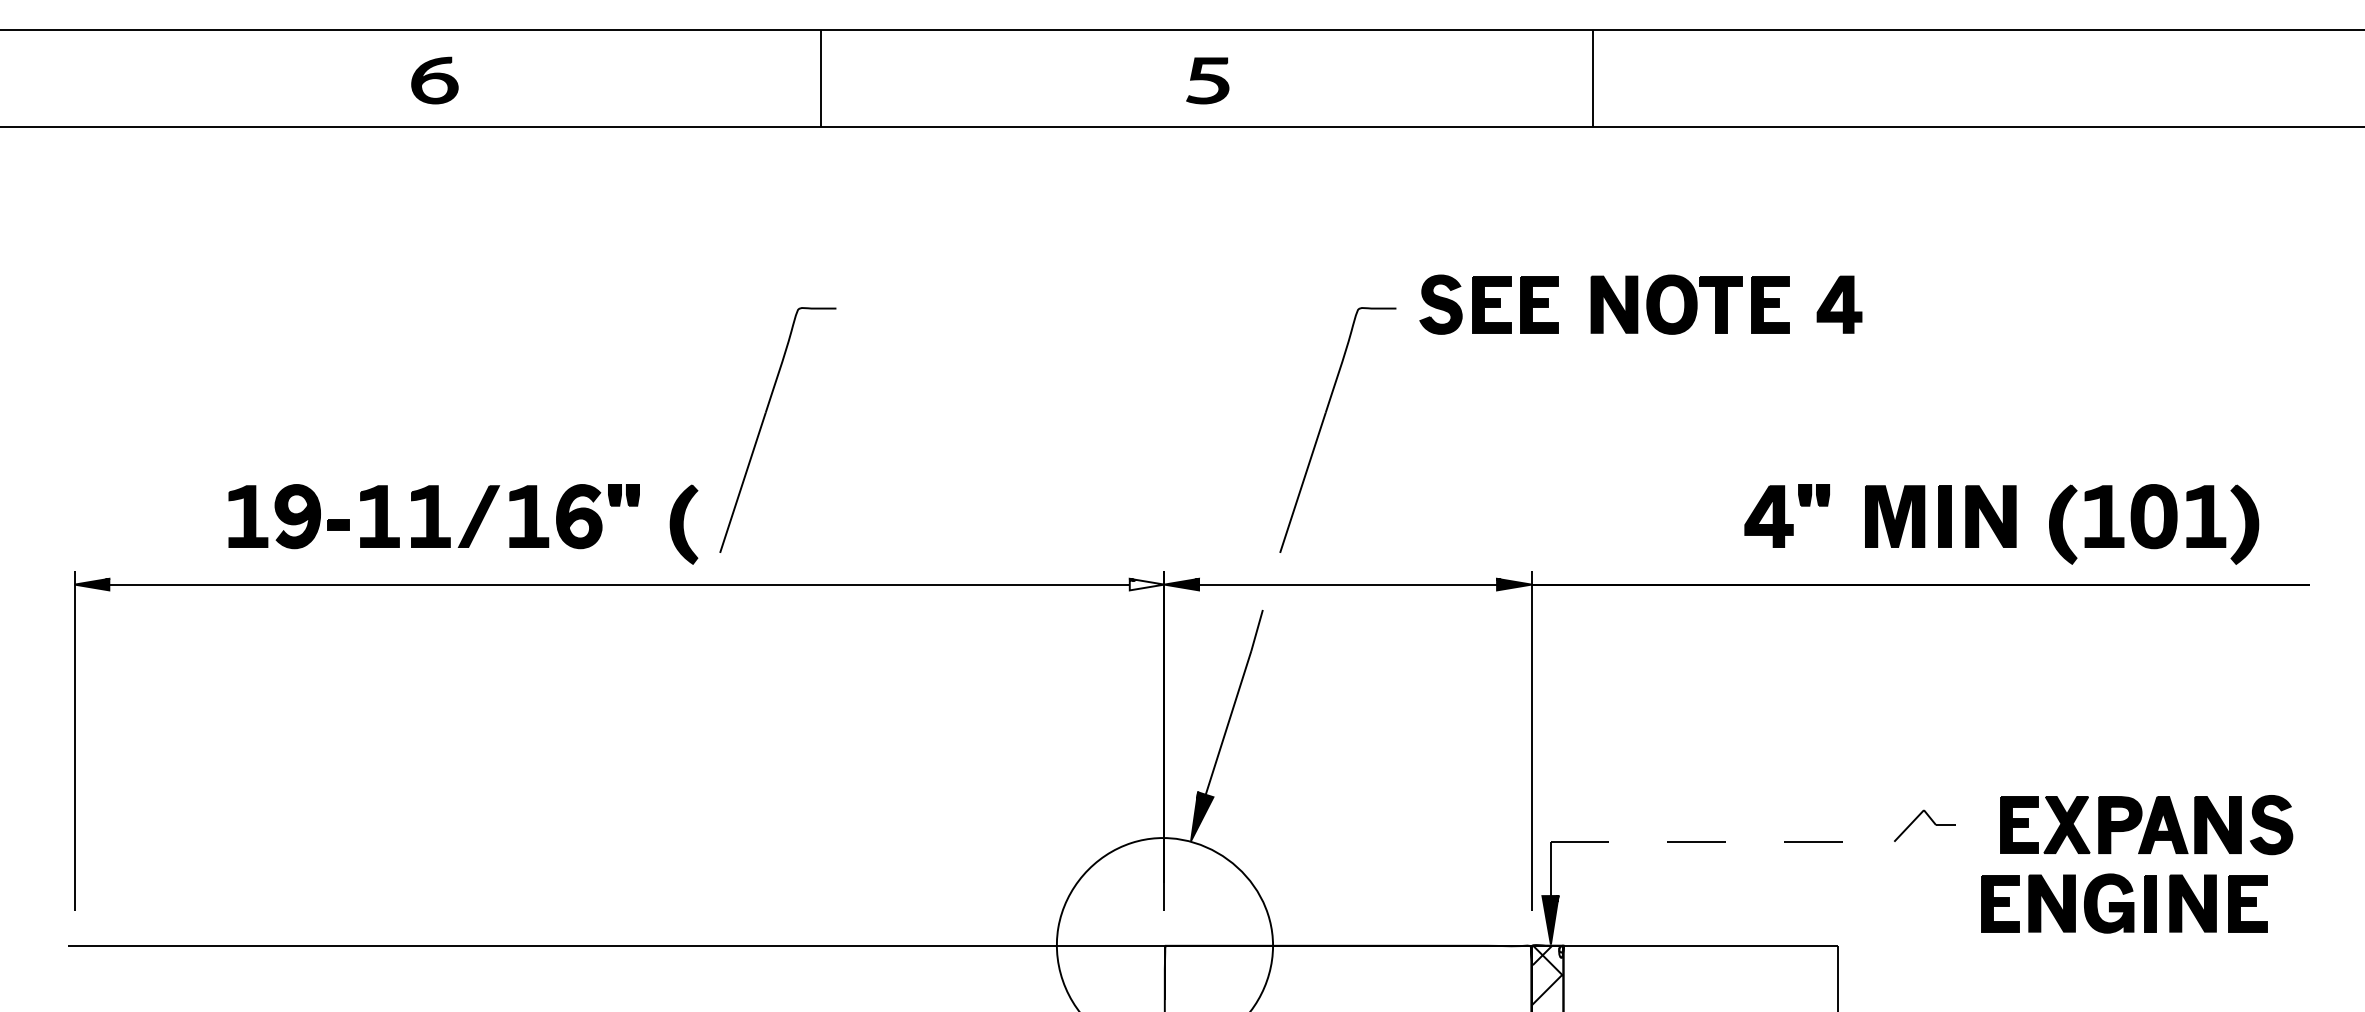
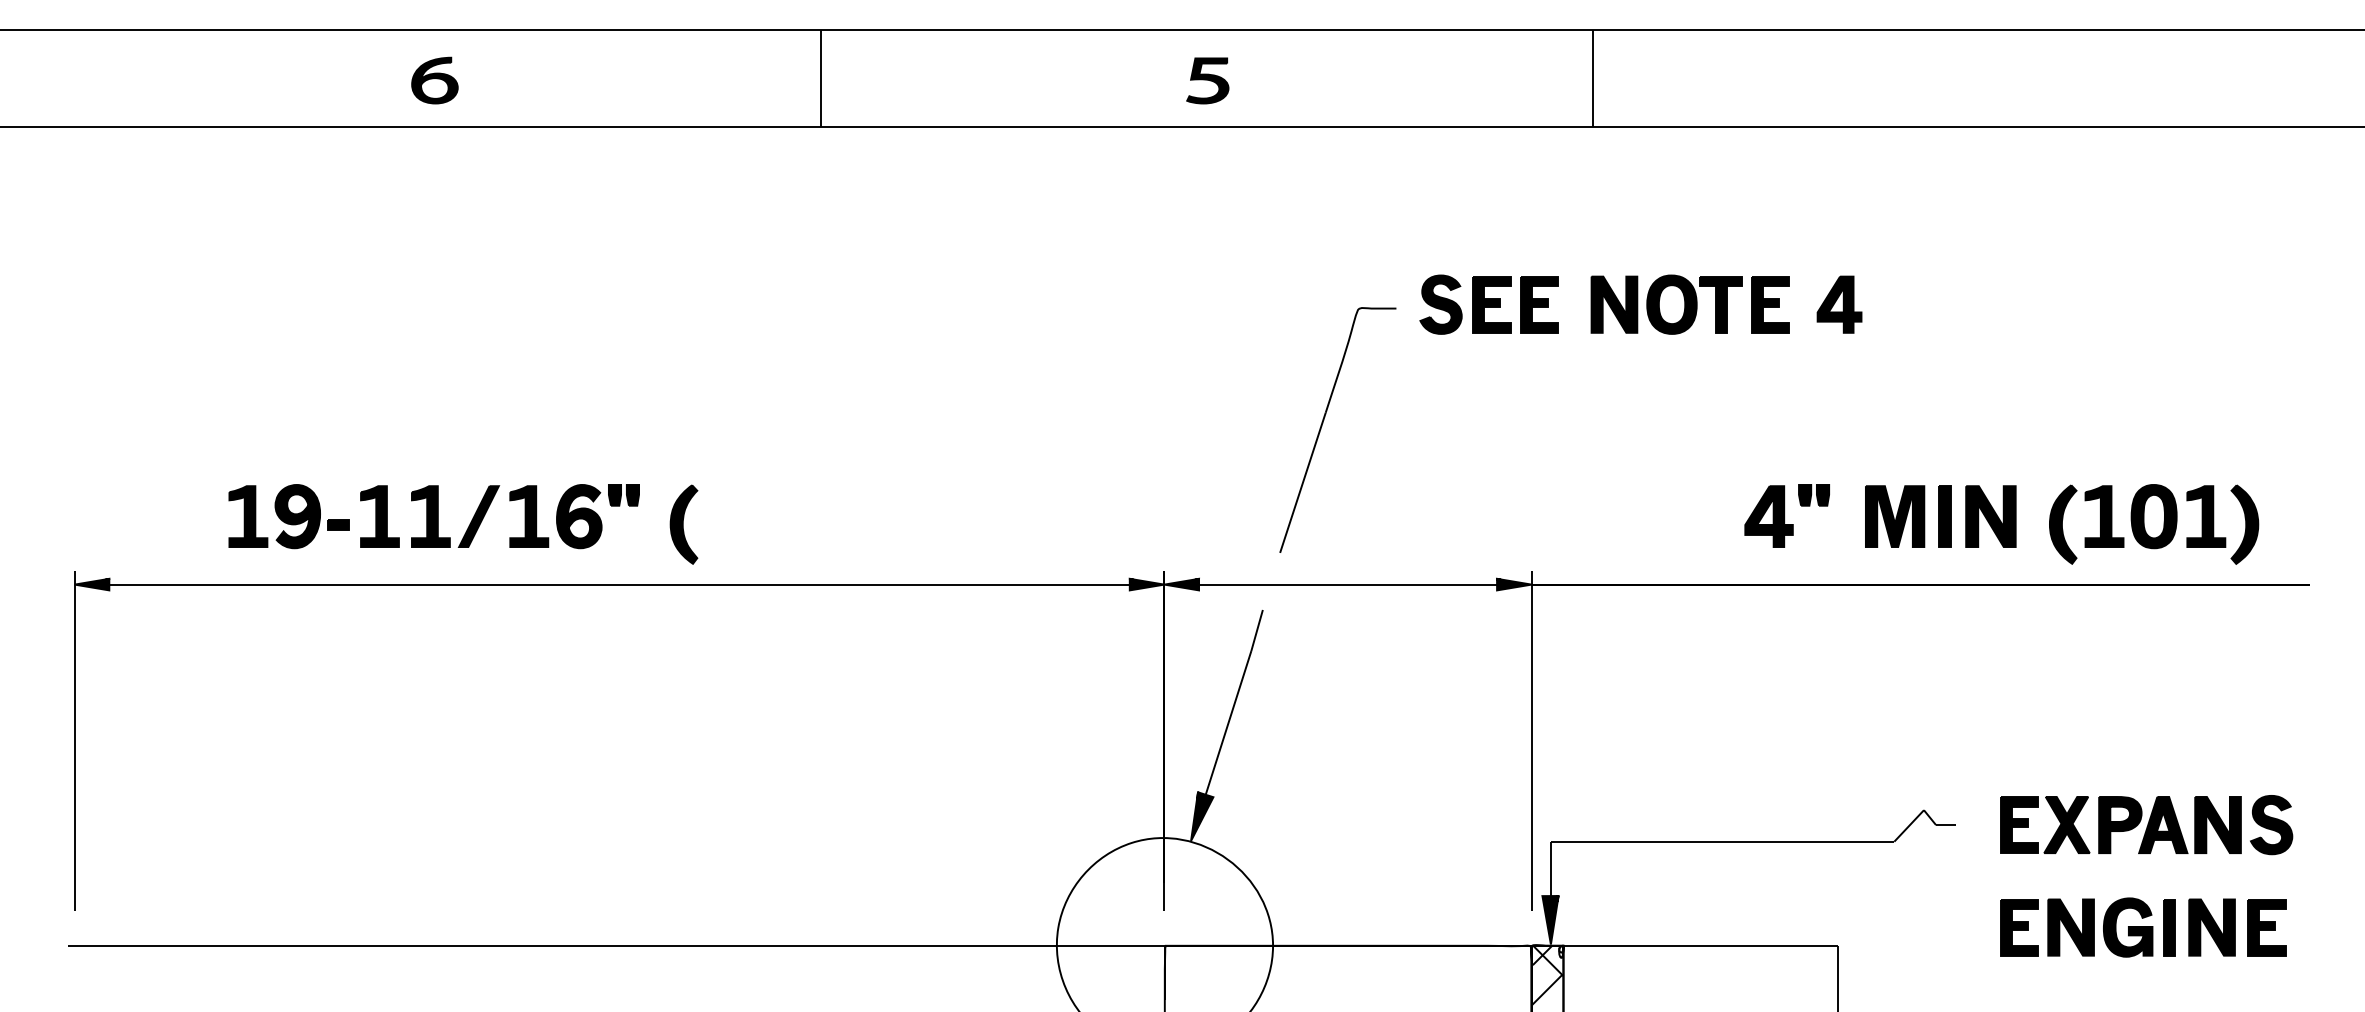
part: present -> none (763, 423)
fill: none -> present (1146, 584)
line: dashed -> solid (1722, 841)
part position: (2124, 903) -> (2143, 927) (2143, 927)
